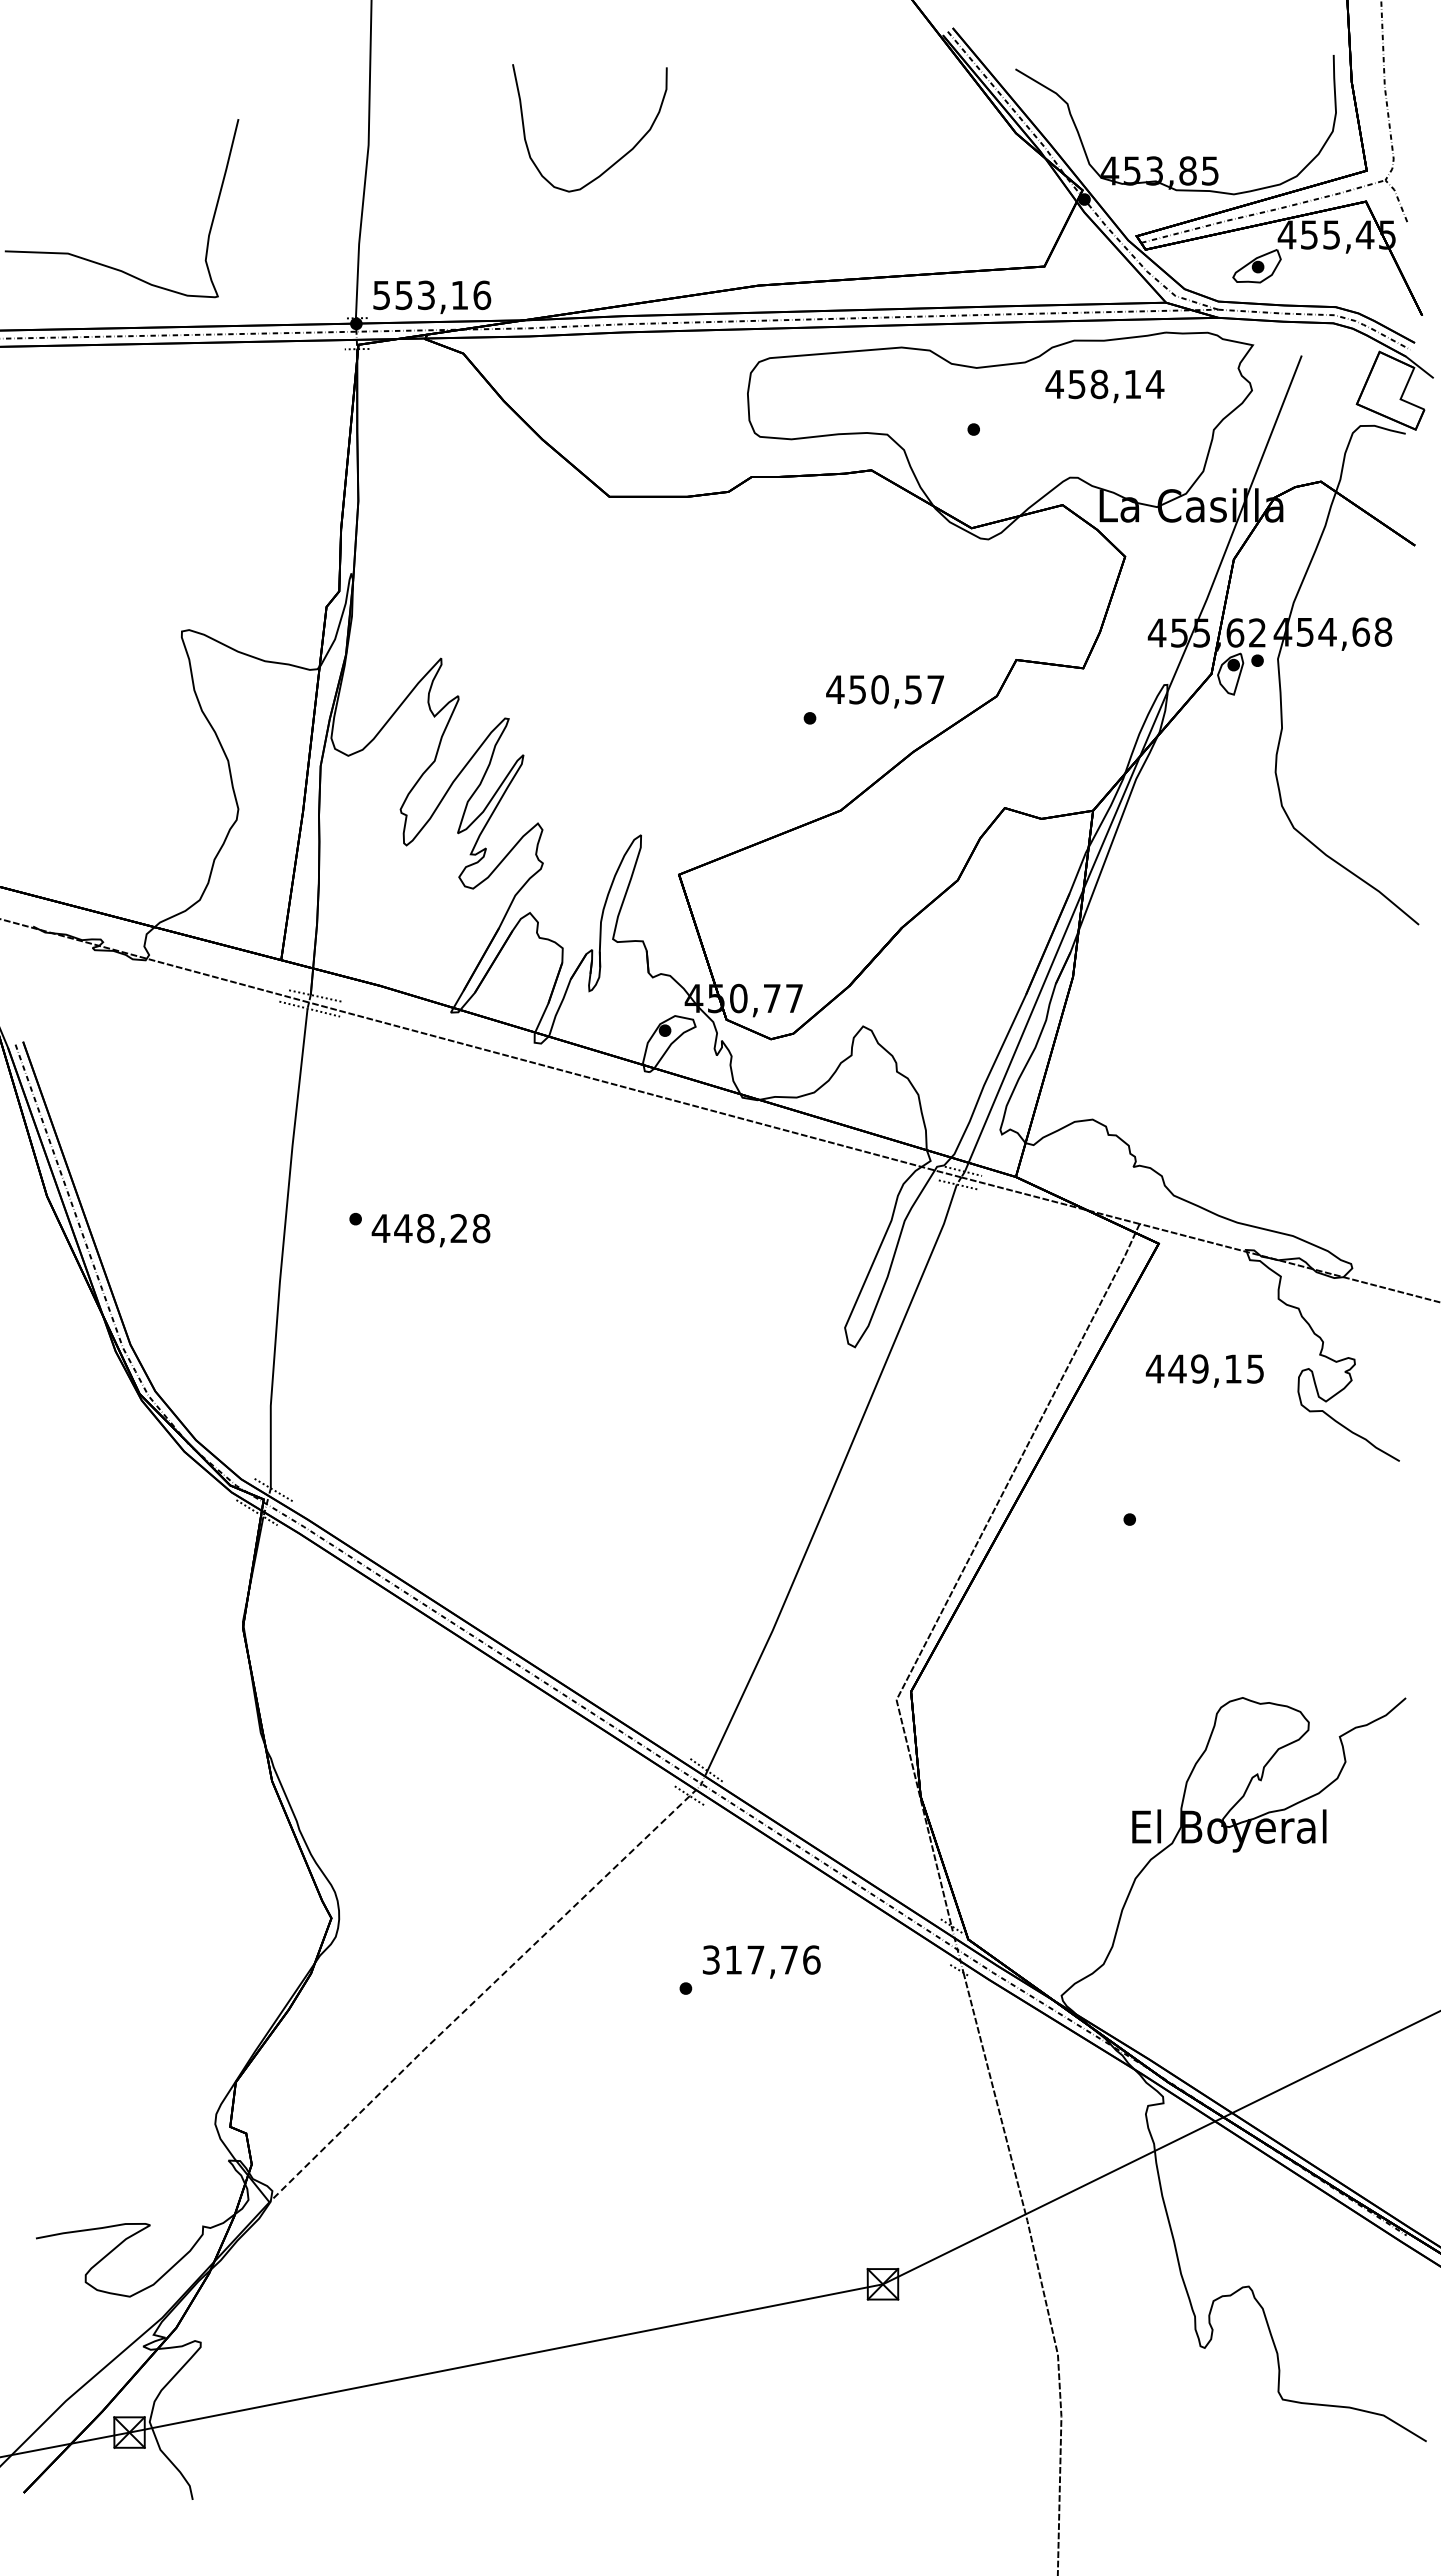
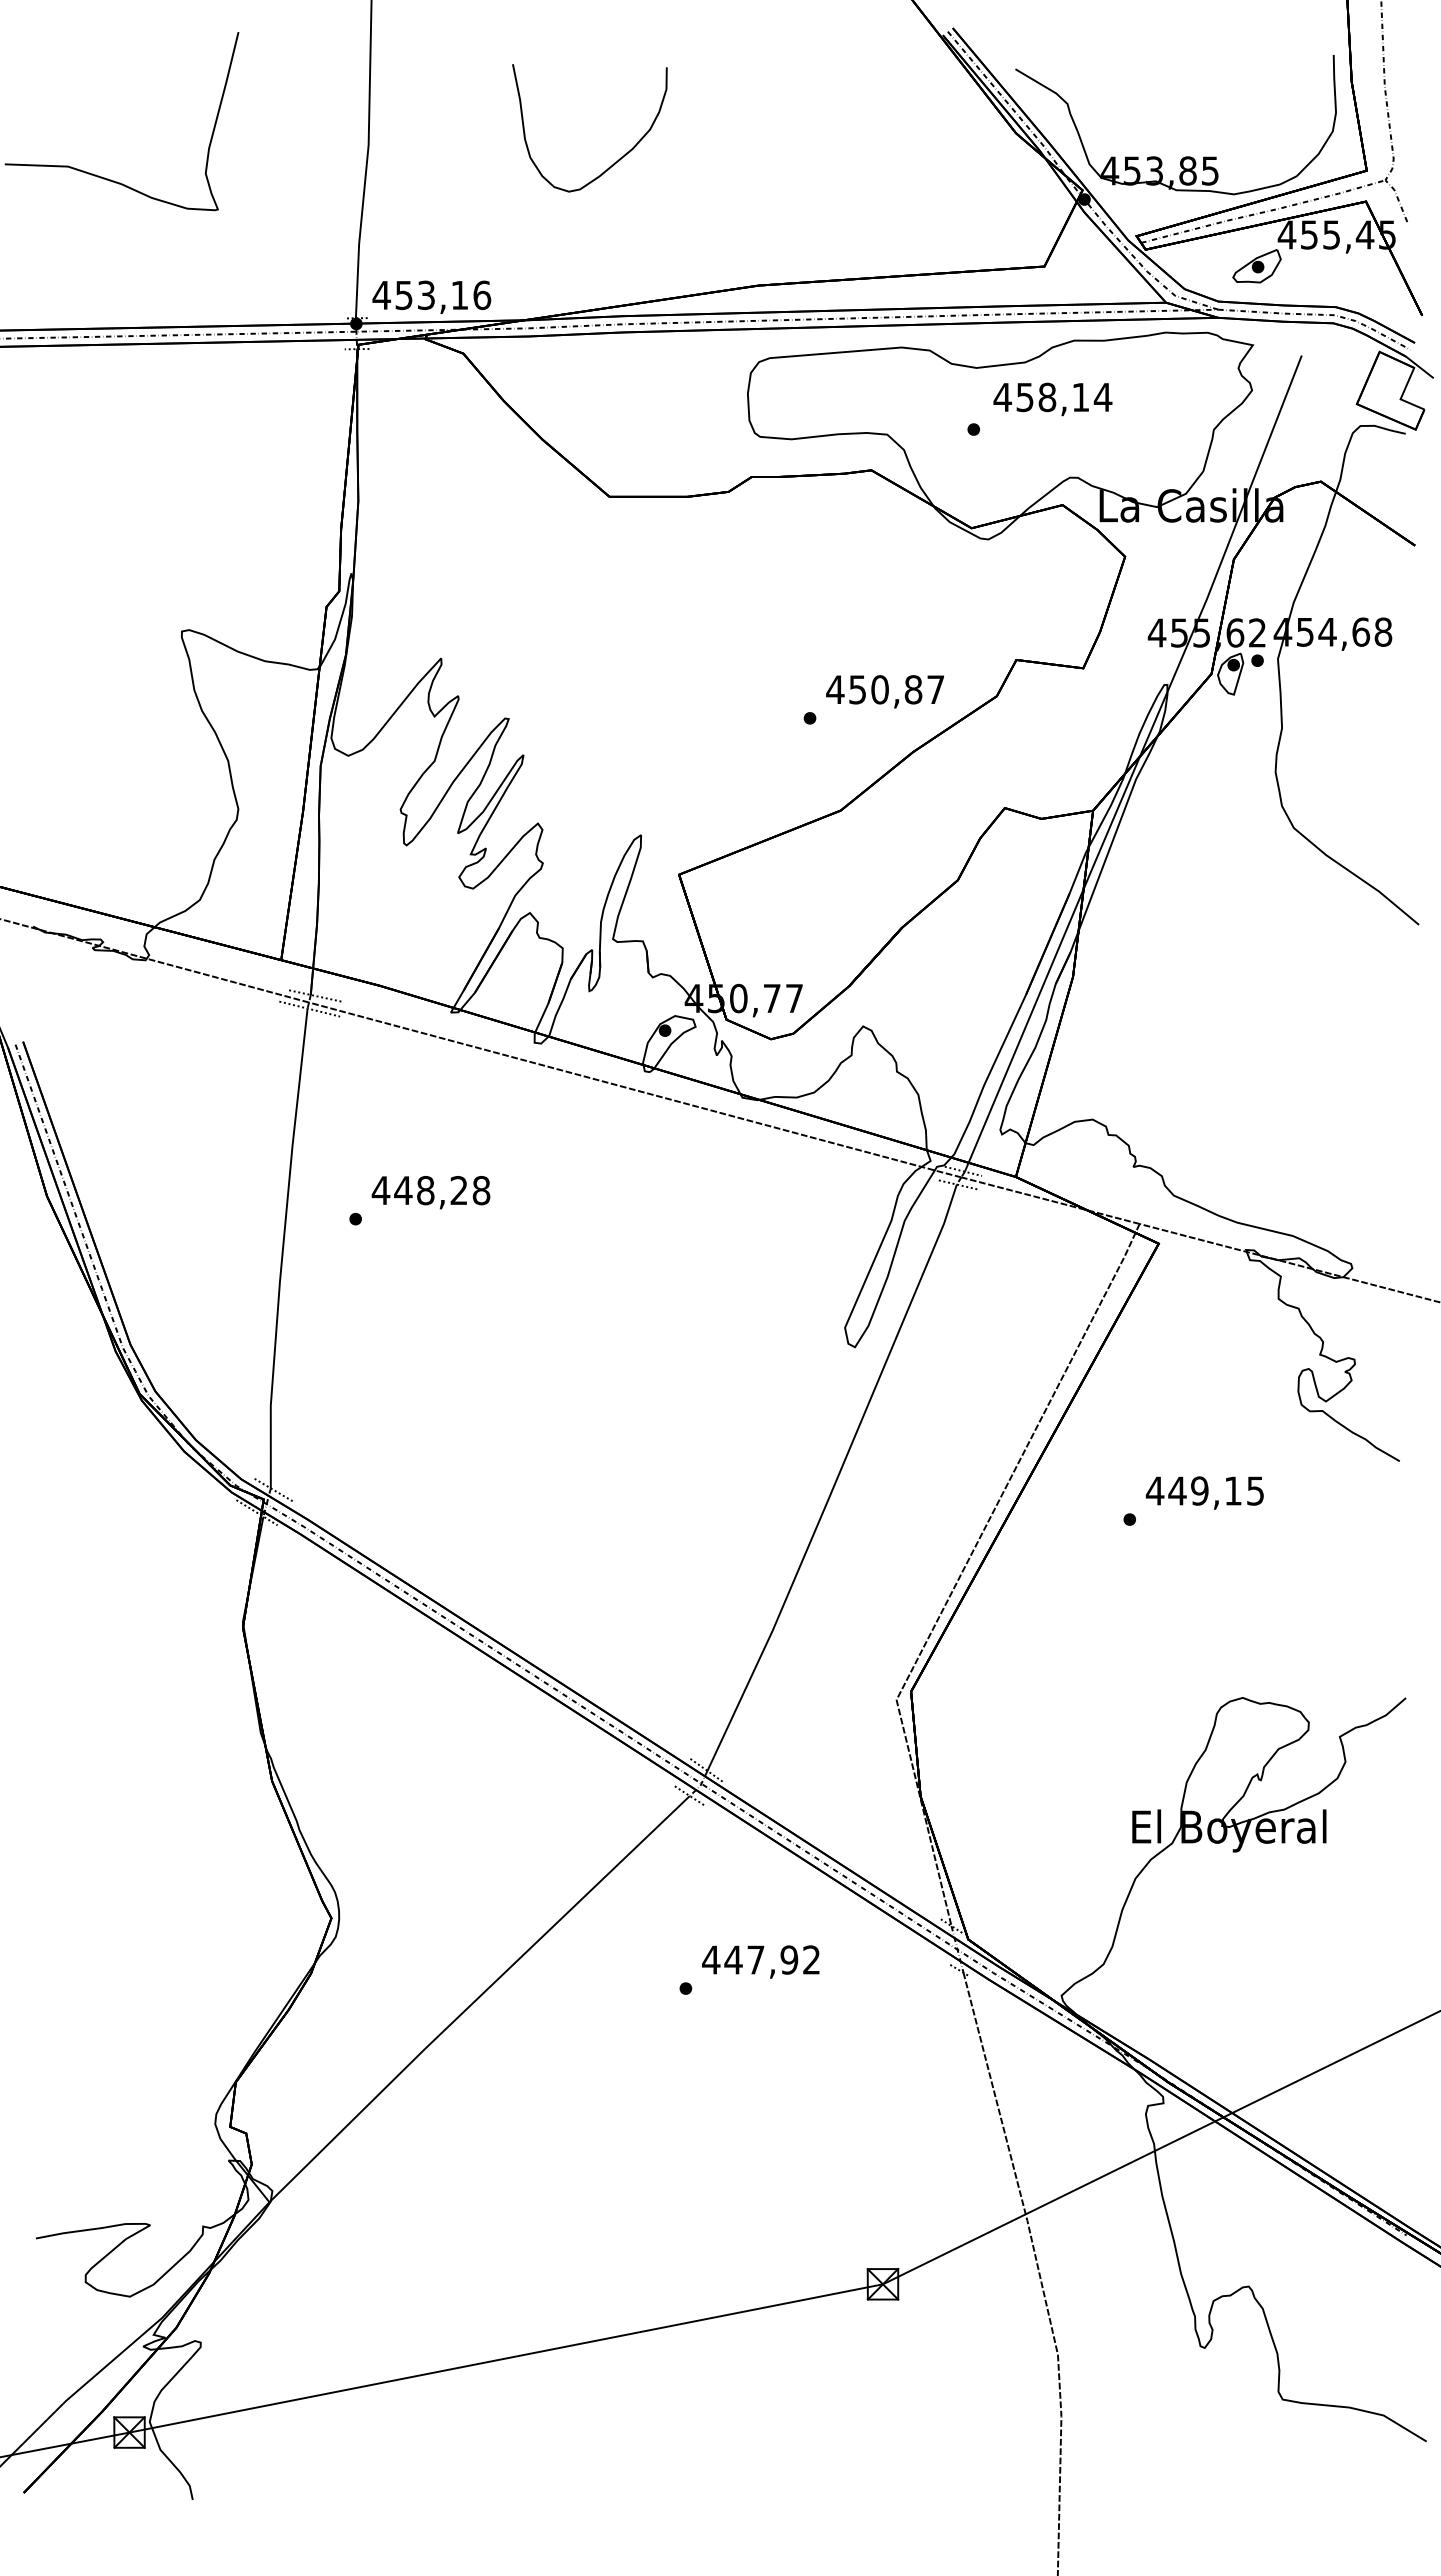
curve position: (108, 265) -> (108, 178) (108, 178)
text: 553,16 -> 453,16 (381, 295)
text position: (1104, 386) -> (1052, 399) (1052, 399)
text: 450,57 -> 450,87 (913, 689)
text position: (430, 1230) -> (430, 1192) (430, 1192)
text position: (1204, 1370) -> (1204, 1492) (1204, 1492)
text: 317,76 -> 447,92 (761, 1959)
line: dashed -> solid (477, 1998)
